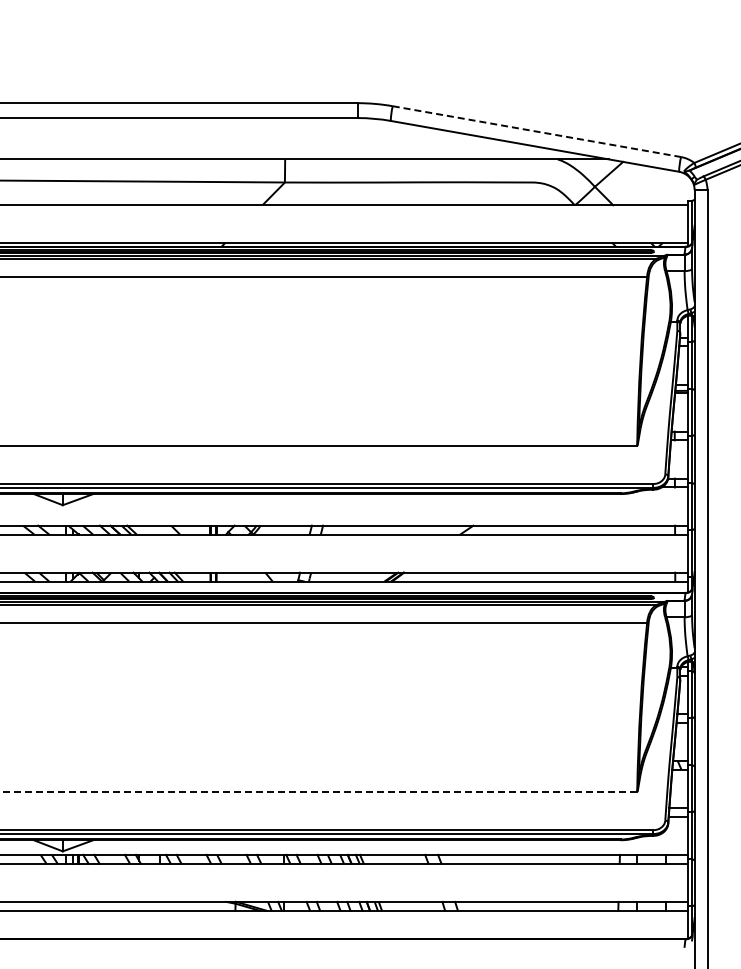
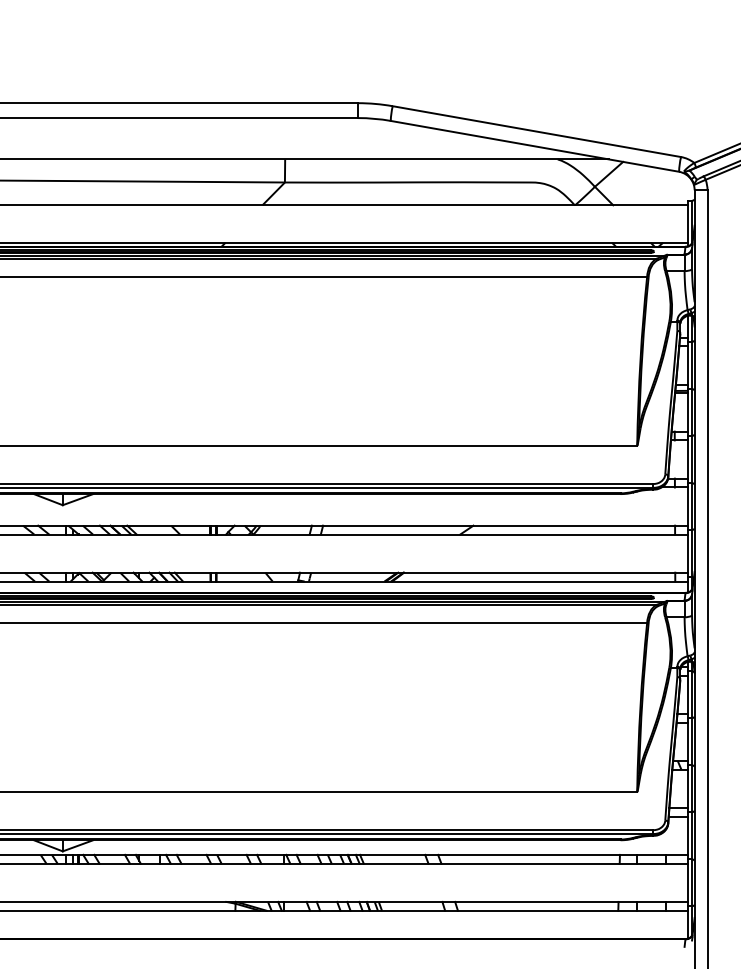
line: dashed -> solid (537, 131)
line: dashed -> solid (318, 791)
